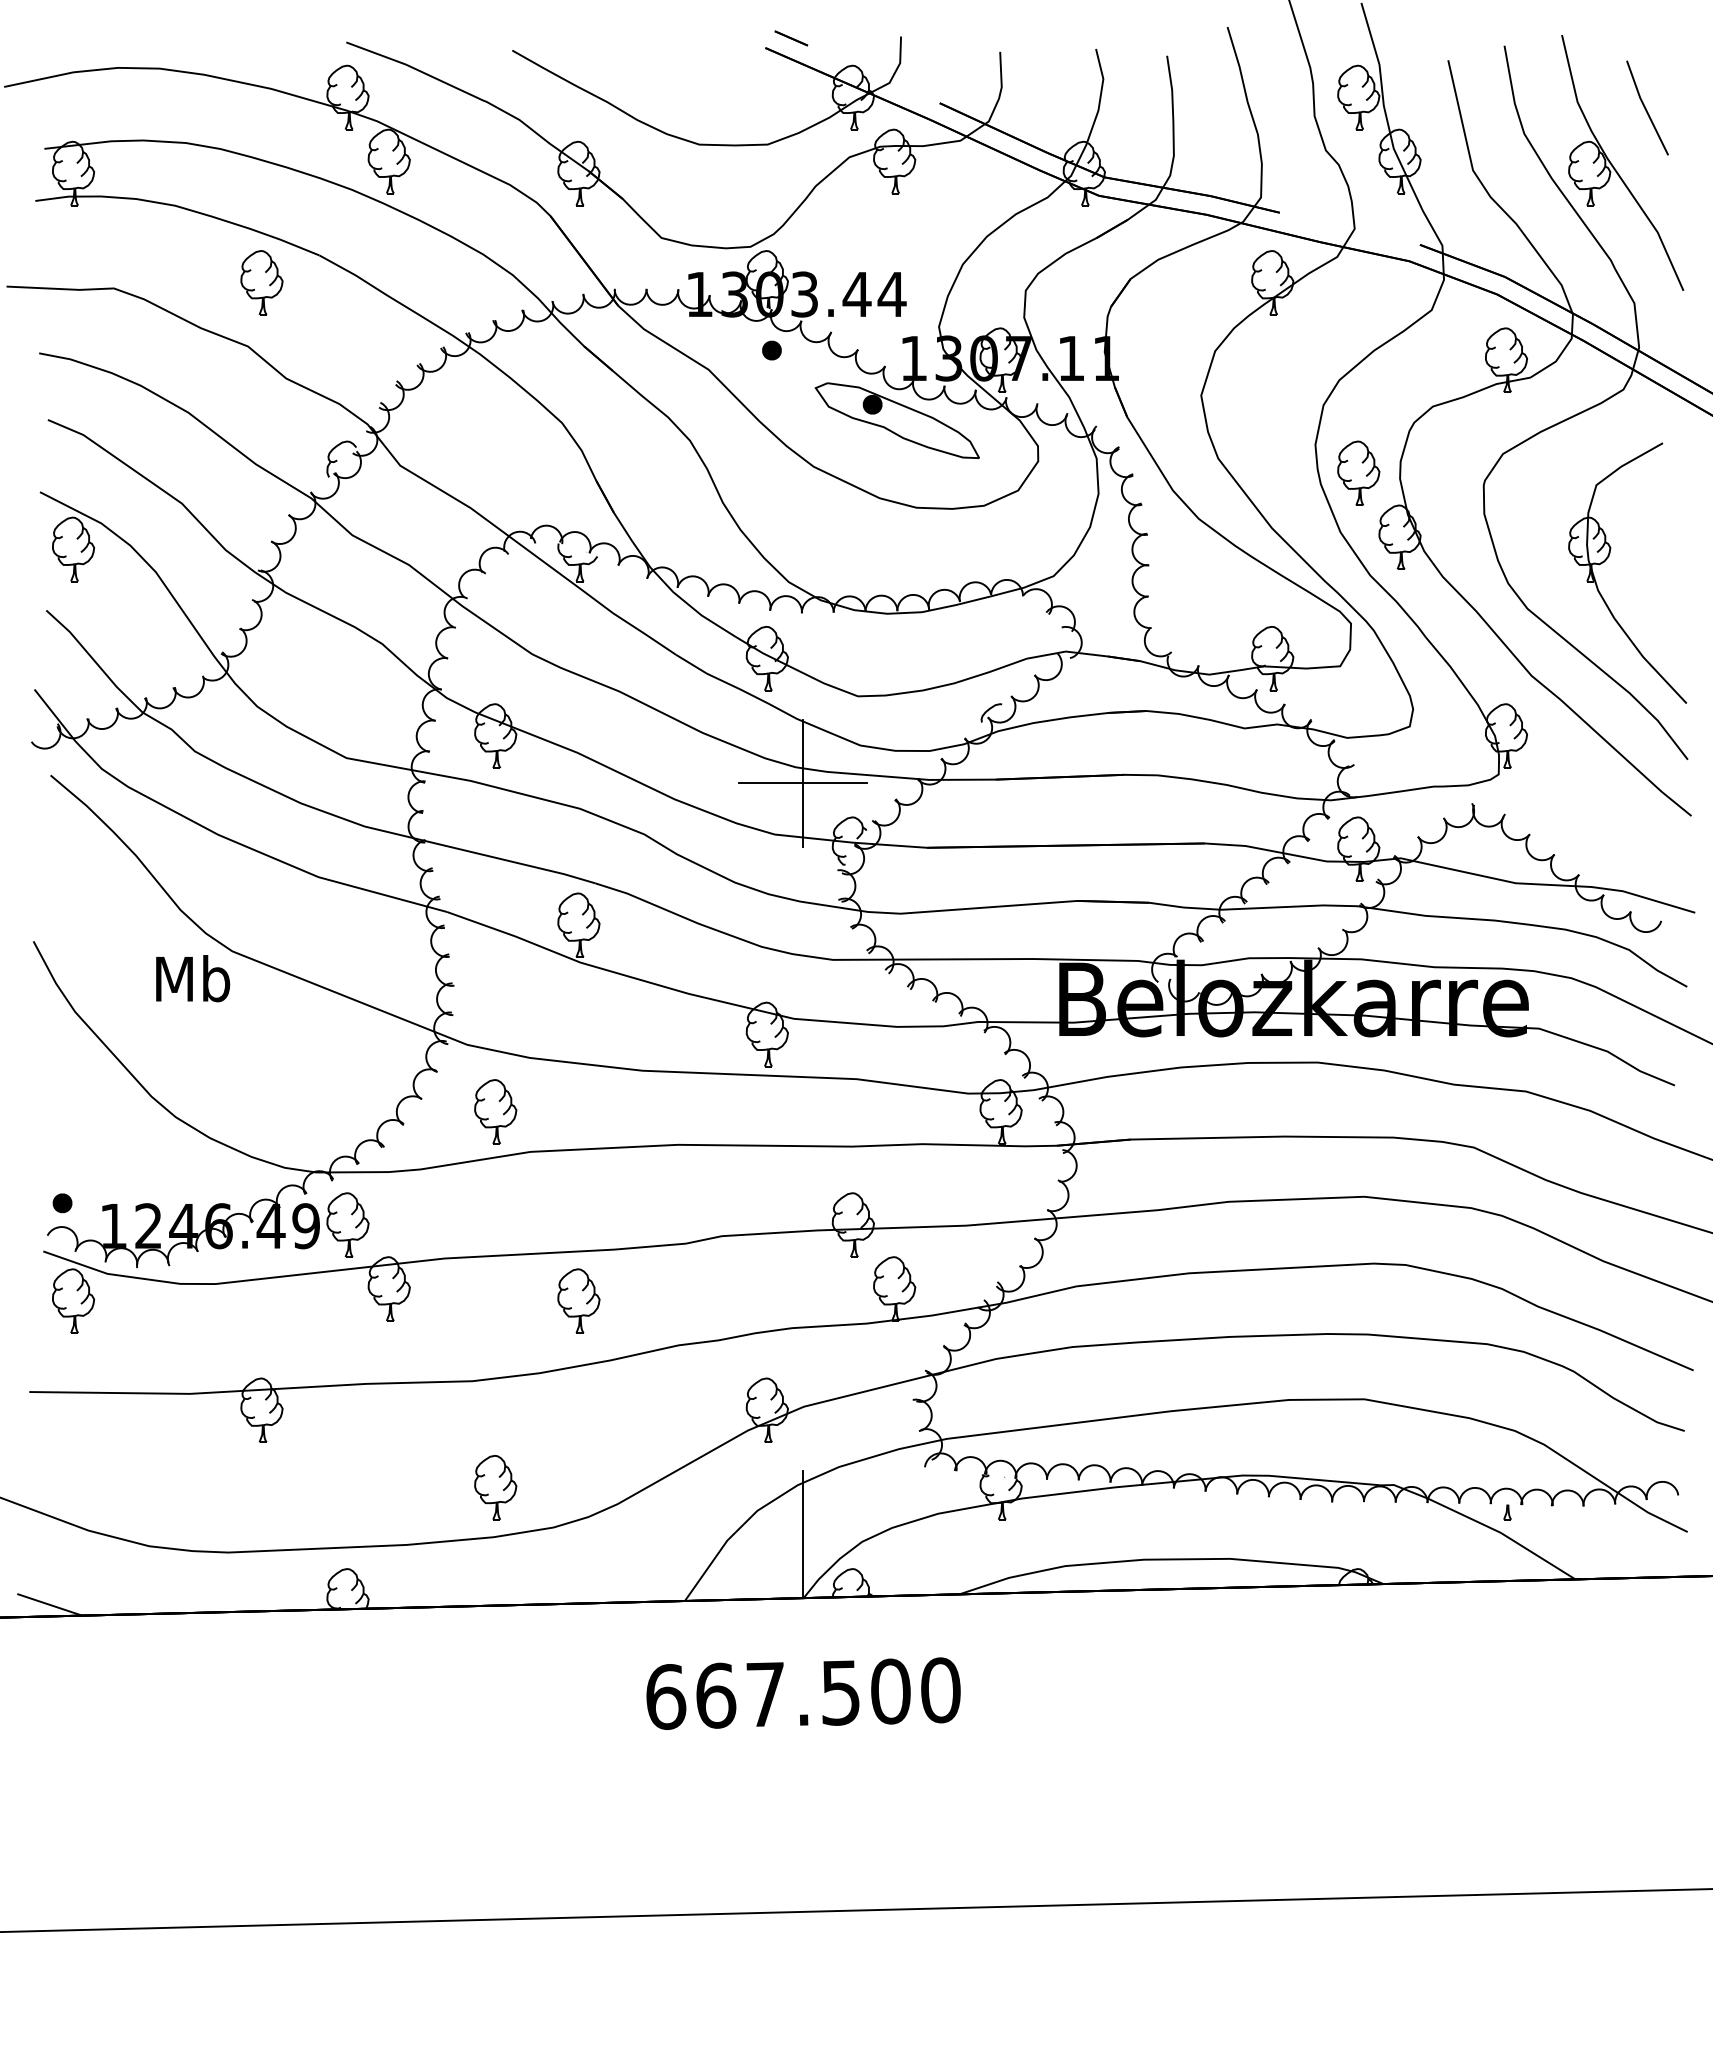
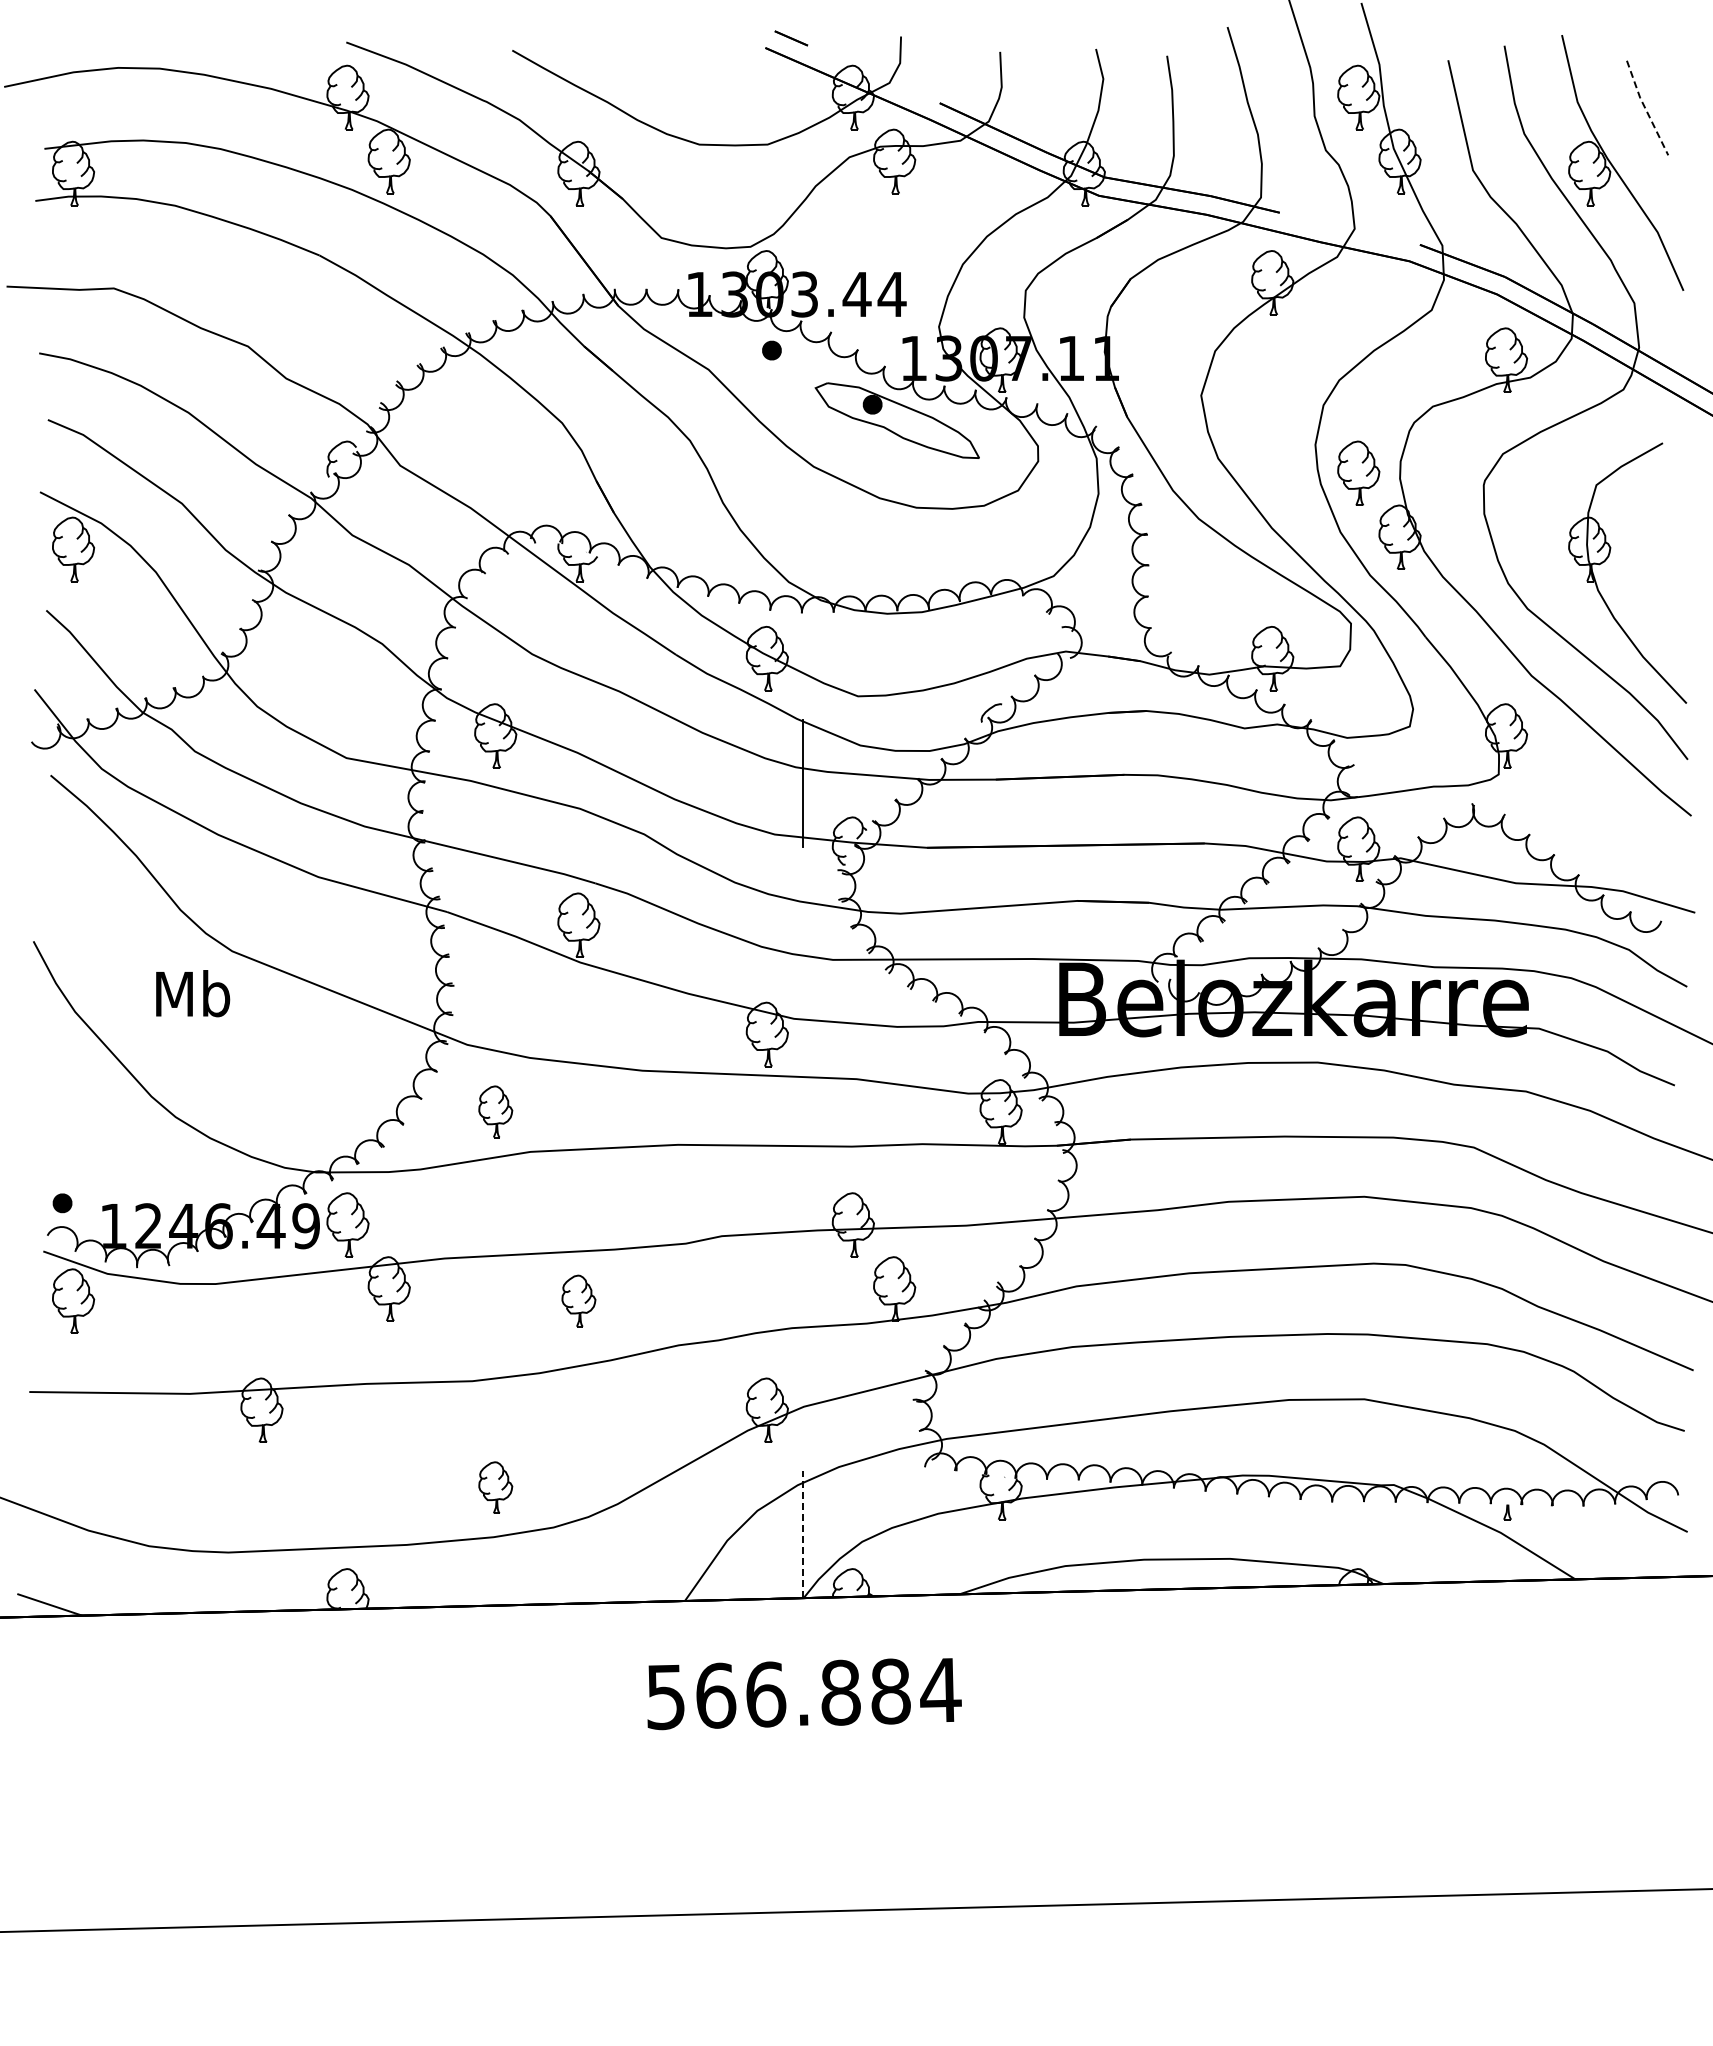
line: solid -> dashed (1645, 108)
part: present -> none (261, 282)
line: present -> none (802, 783)
text position: (193, 978) -> (193, 993) (193, 993)
part size: 44x66 px -> 36x54 px (495, 1111)
part size: 44x66 px -> 36x54 px (578, 1300)
part size: 44x66 px -> 36x53 px (495, 1487)
line: solid -> dashed (803, 1534)
text: 667.500 -> 566.884 (803, 1693)
